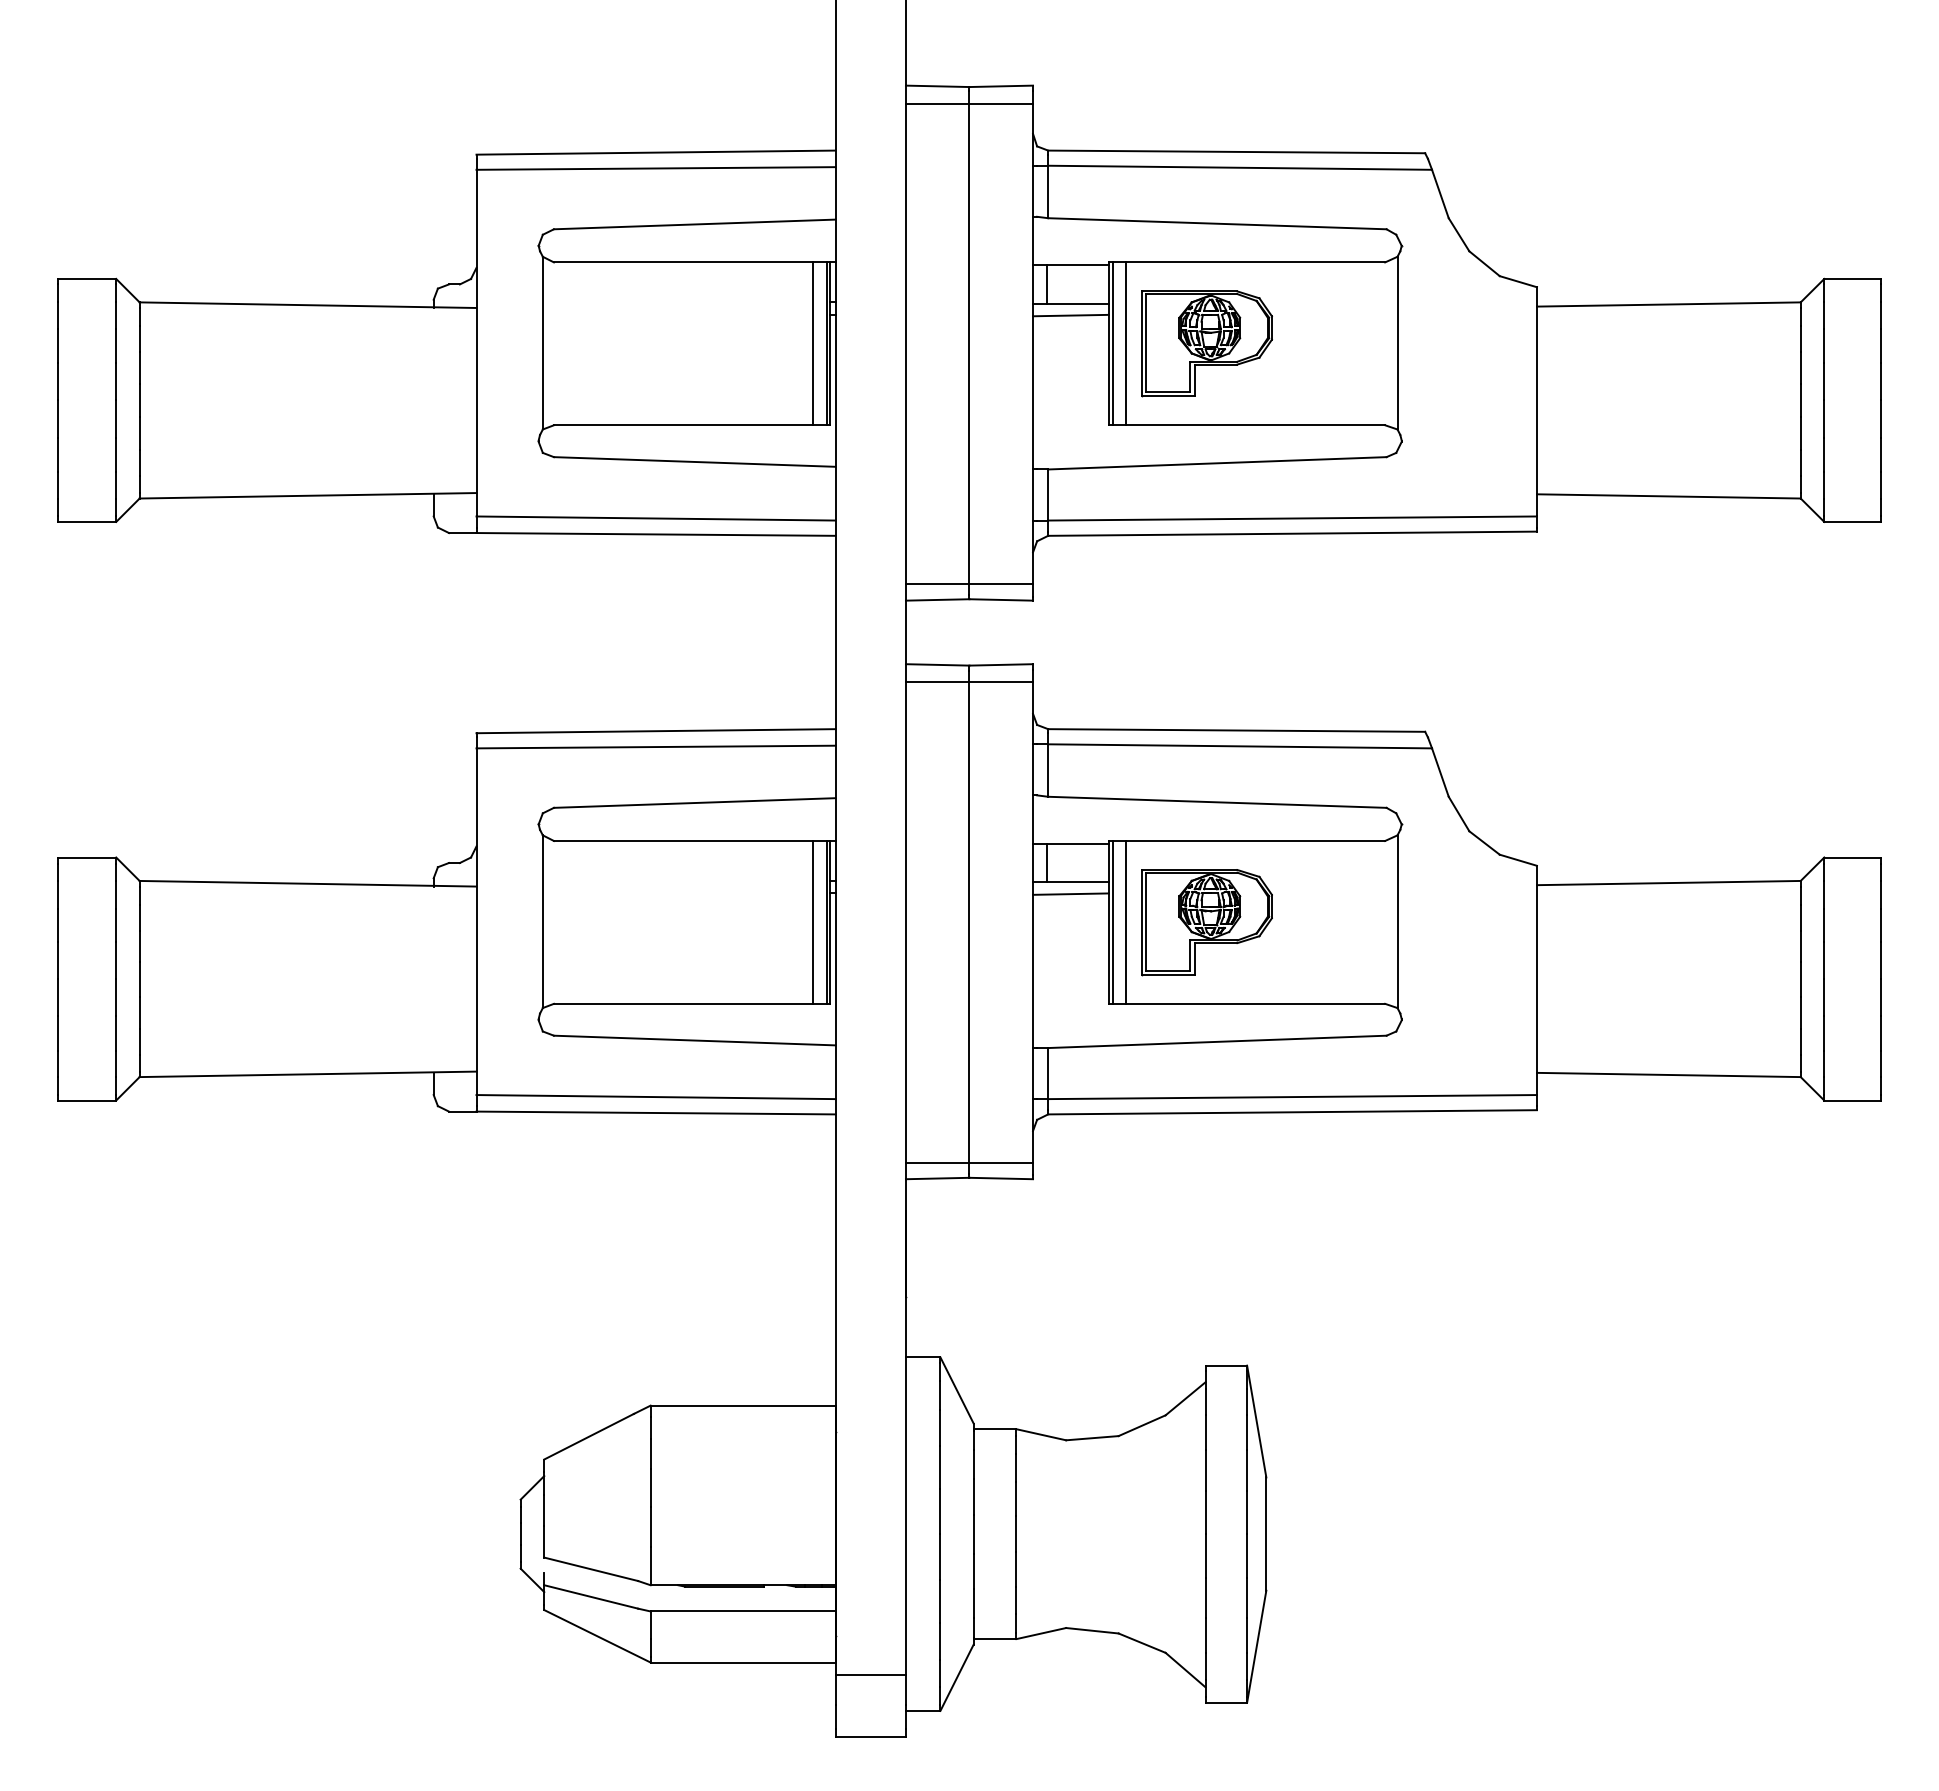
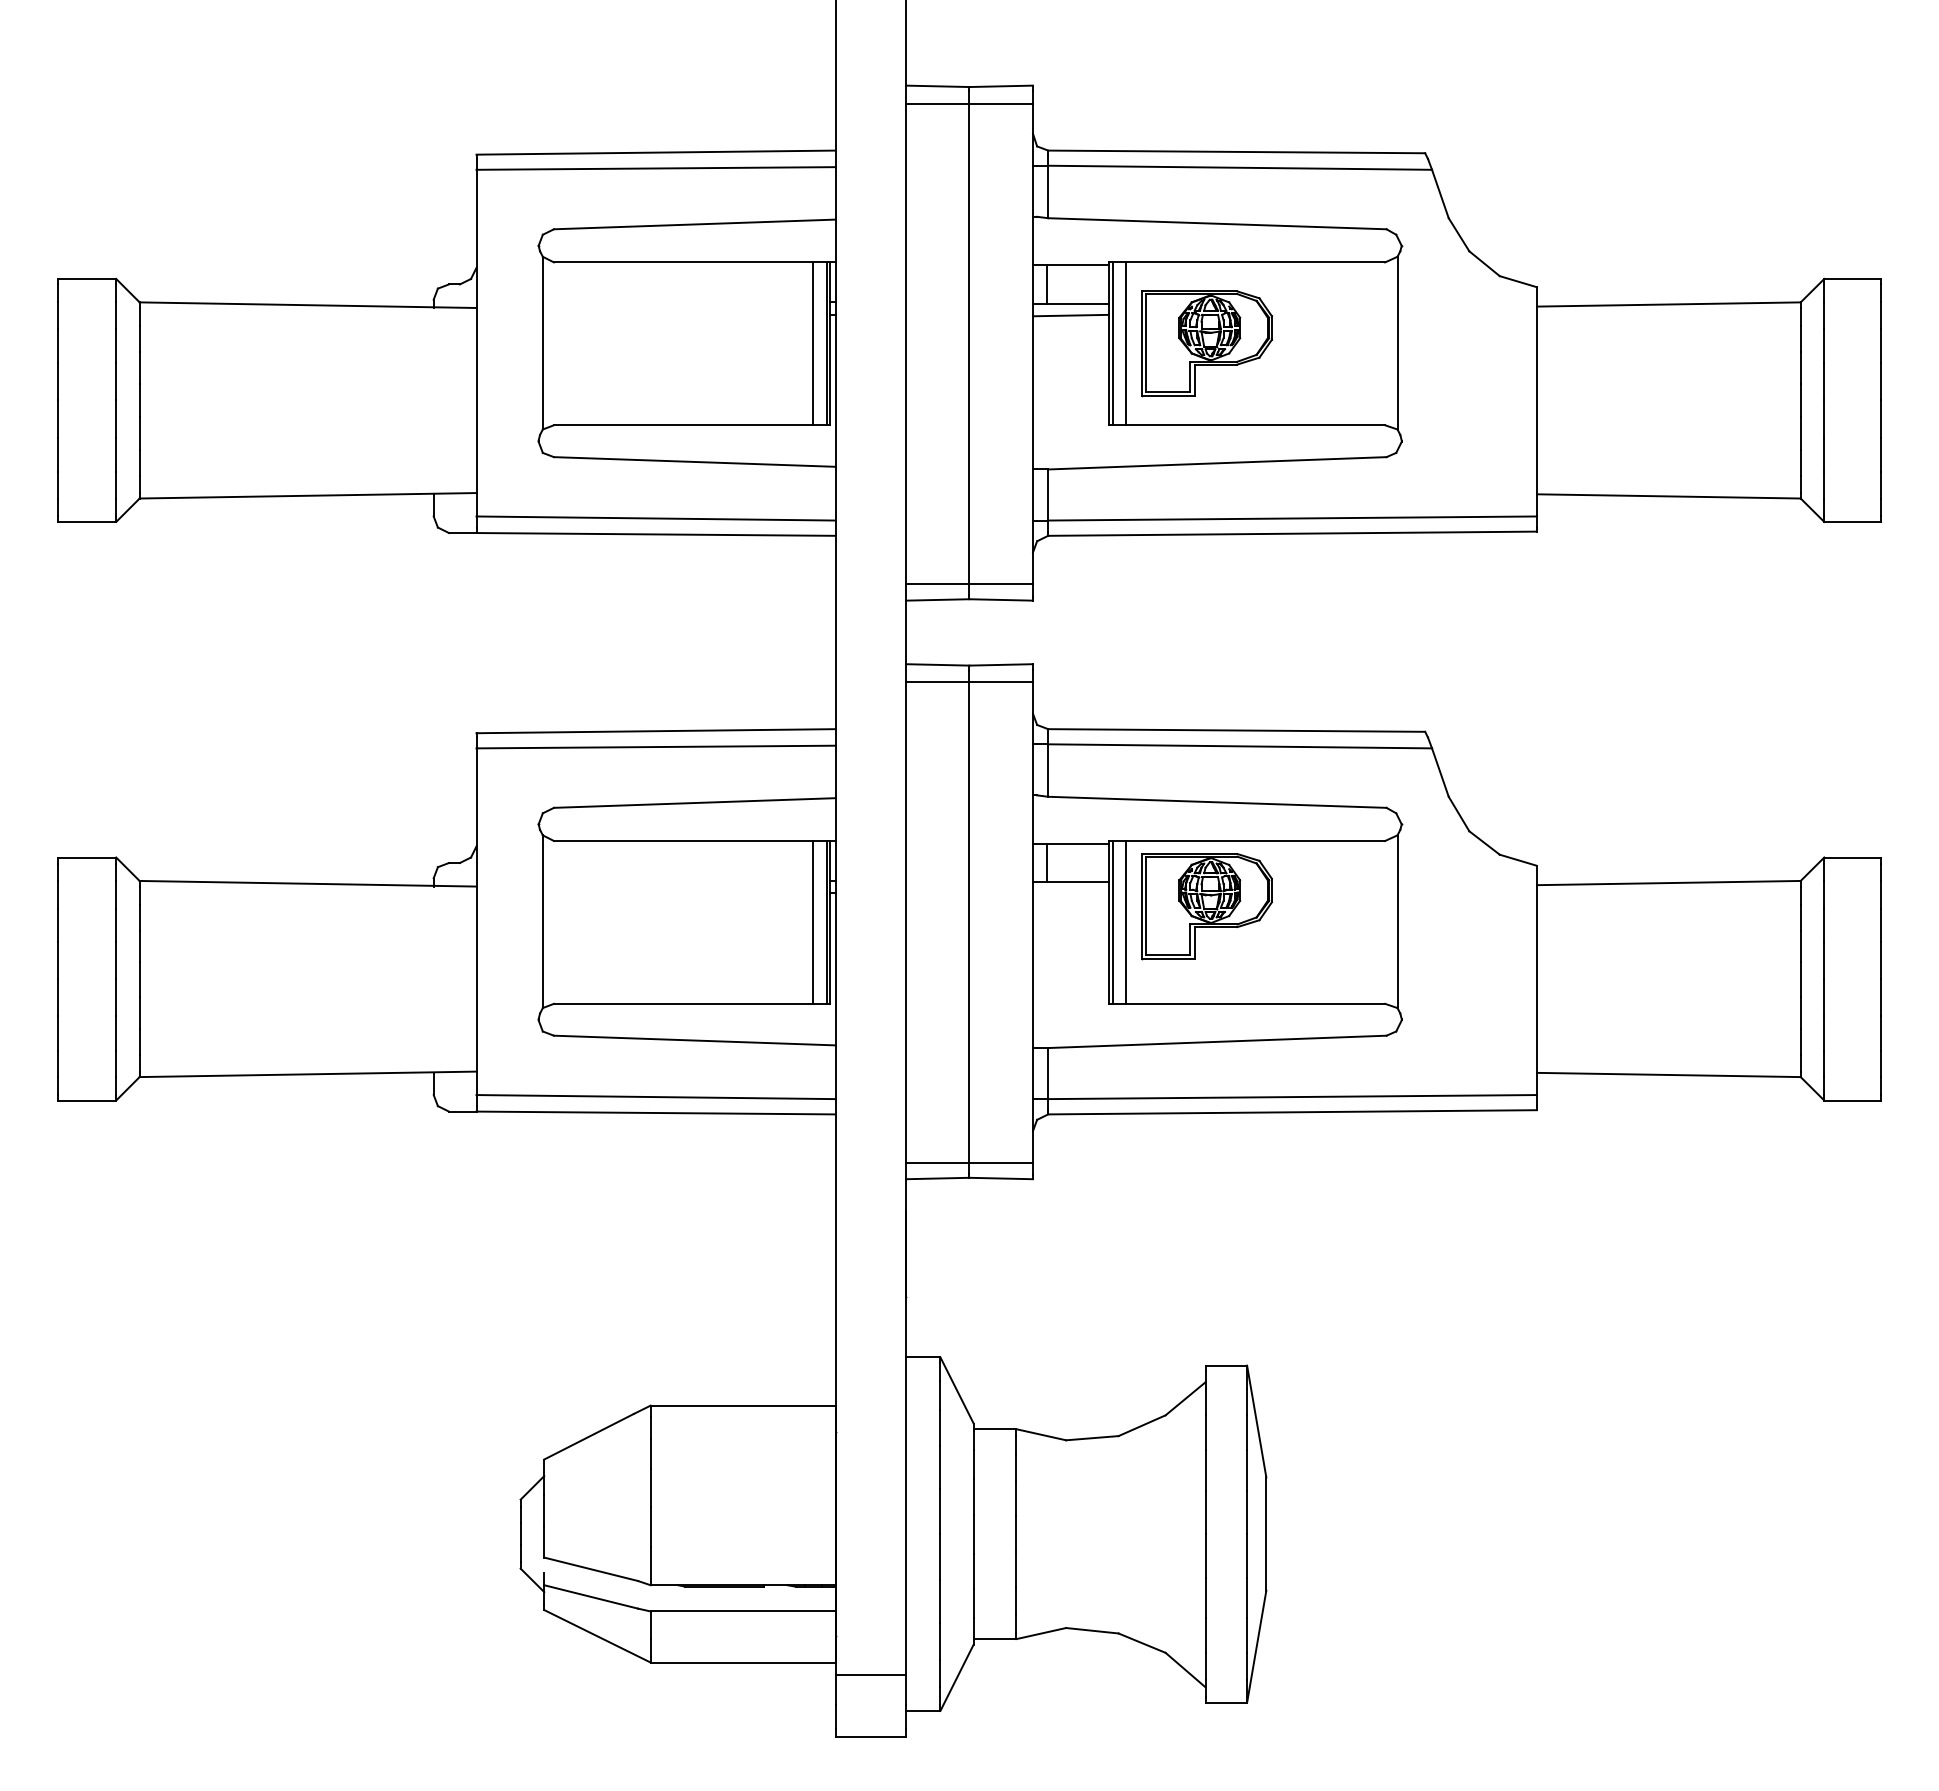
line: present -> none (1070, 893)
part position: (1206, 922) -> (1206, 906) (1206, 906)
